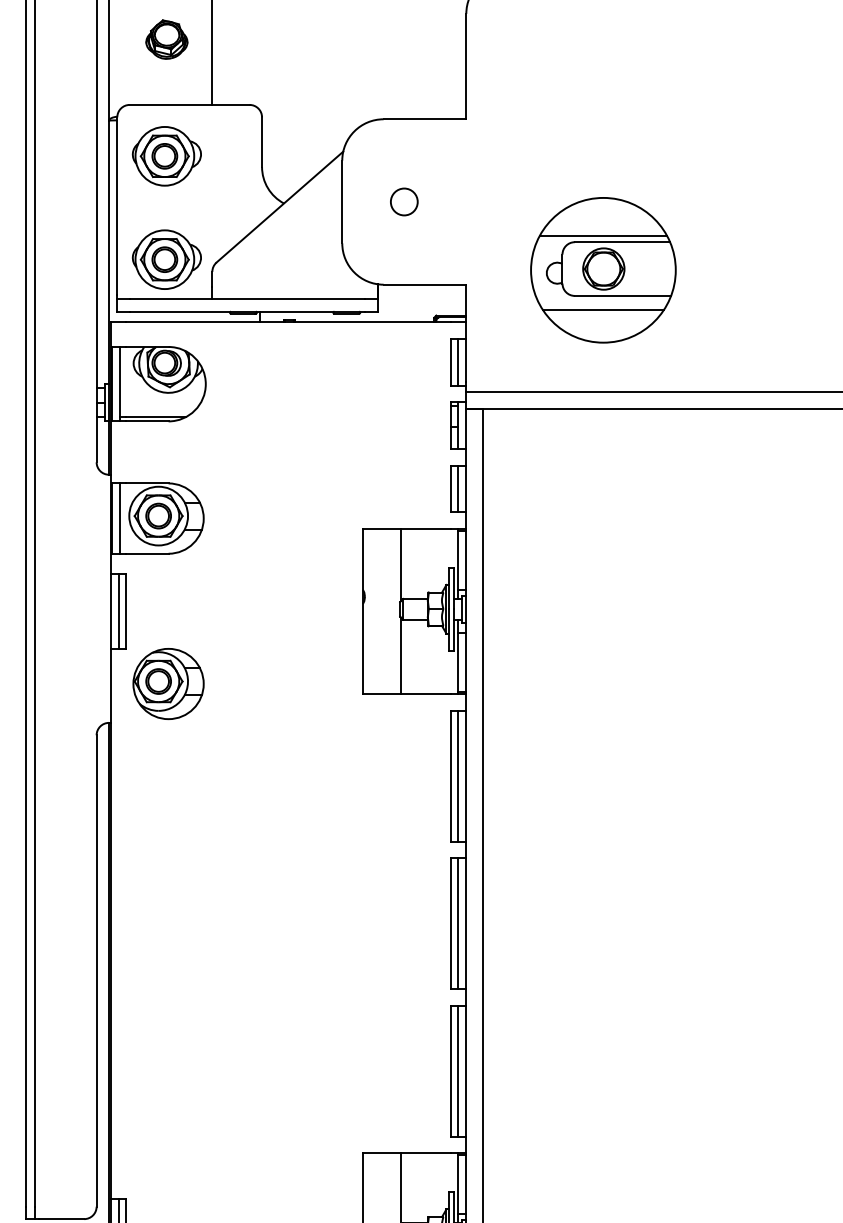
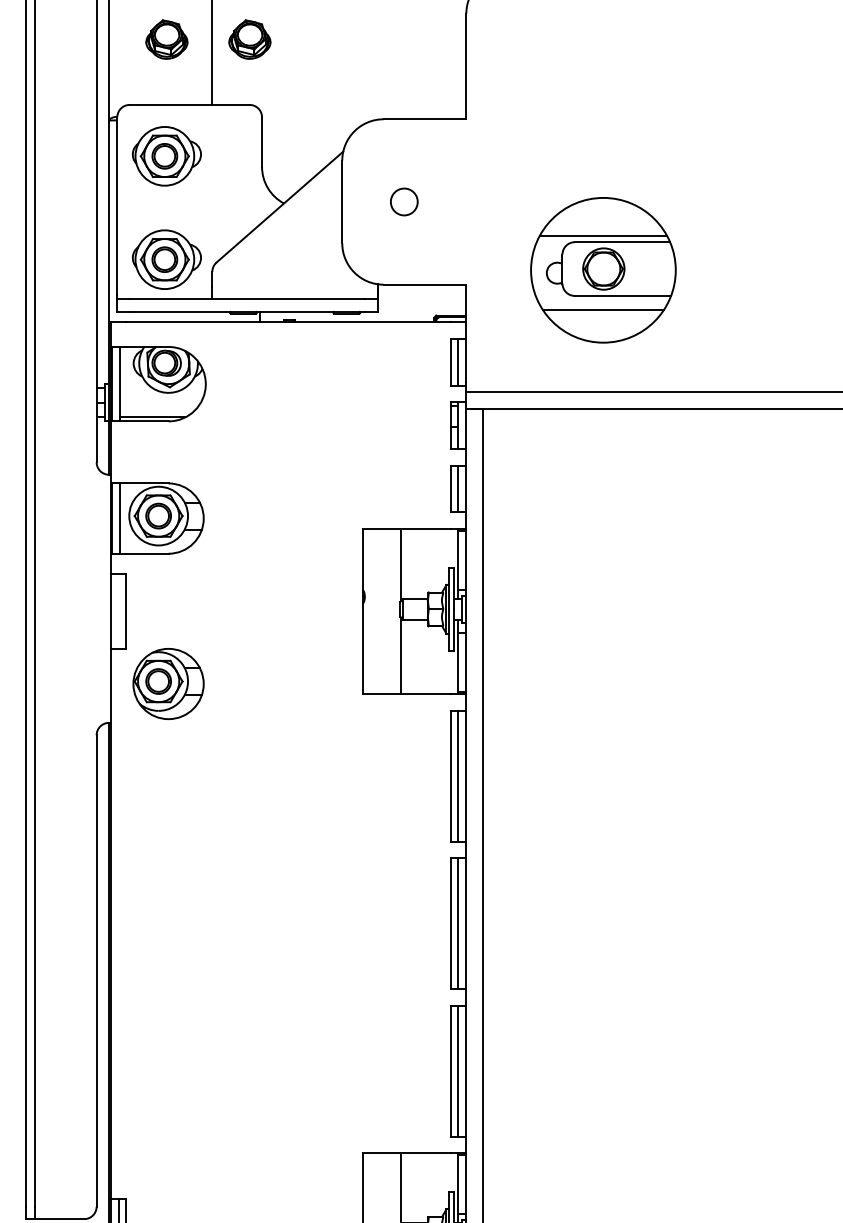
part: none -> present (249, 39)
line: present -> none (118, 611)
